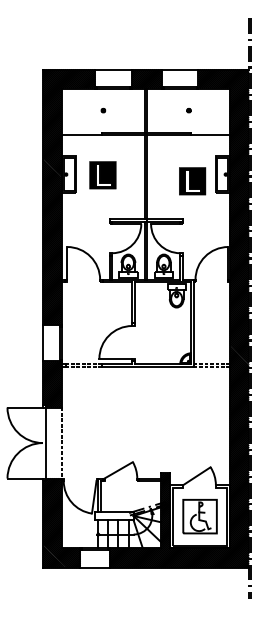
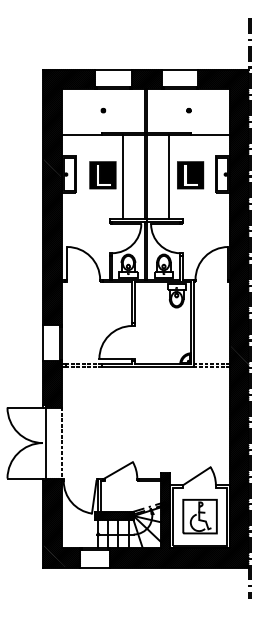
line: none -> present (123, 177)
line: none -> present (169, 177)
part position: (192, 181) -> (190, 175) (190, 175)
hatch: none -> present (113, 515)
